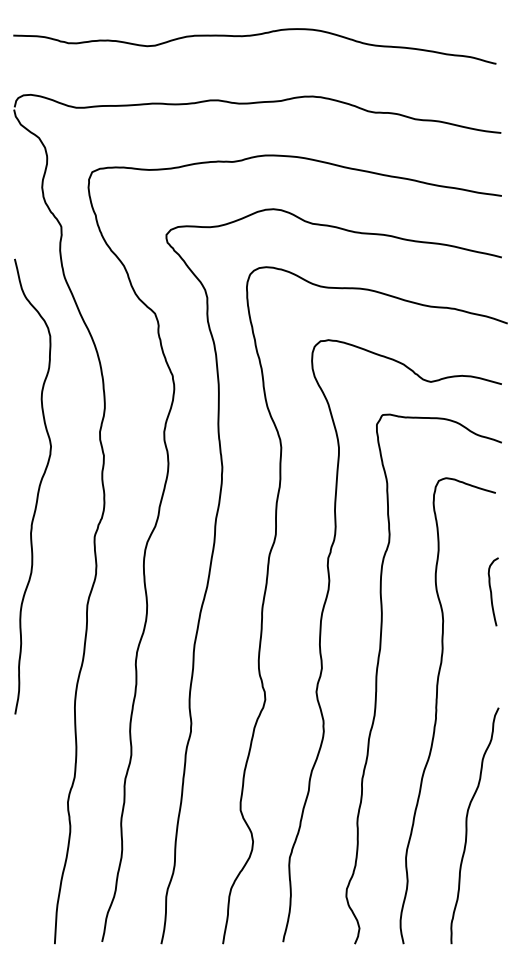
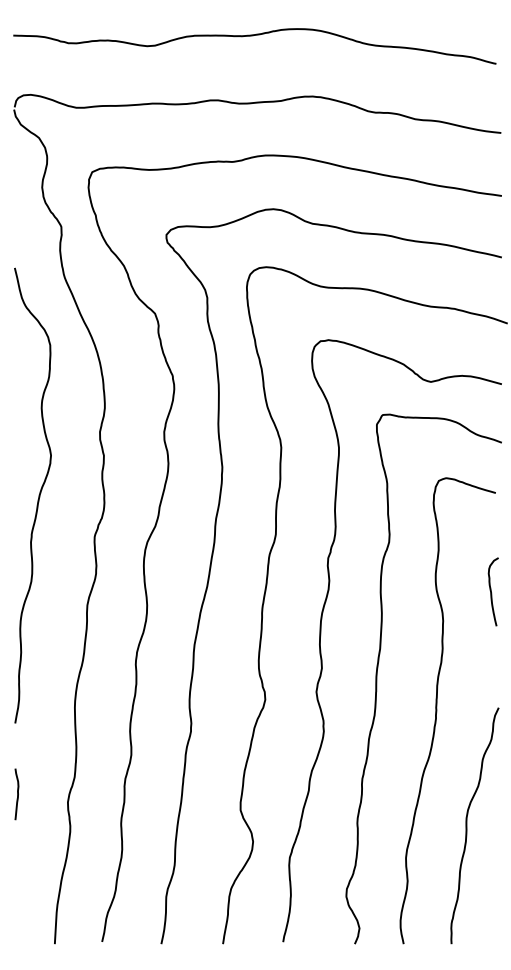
curve position: (38, 486) -> (38, 495) (38, 495)
curve: none -> present (17, 794)
